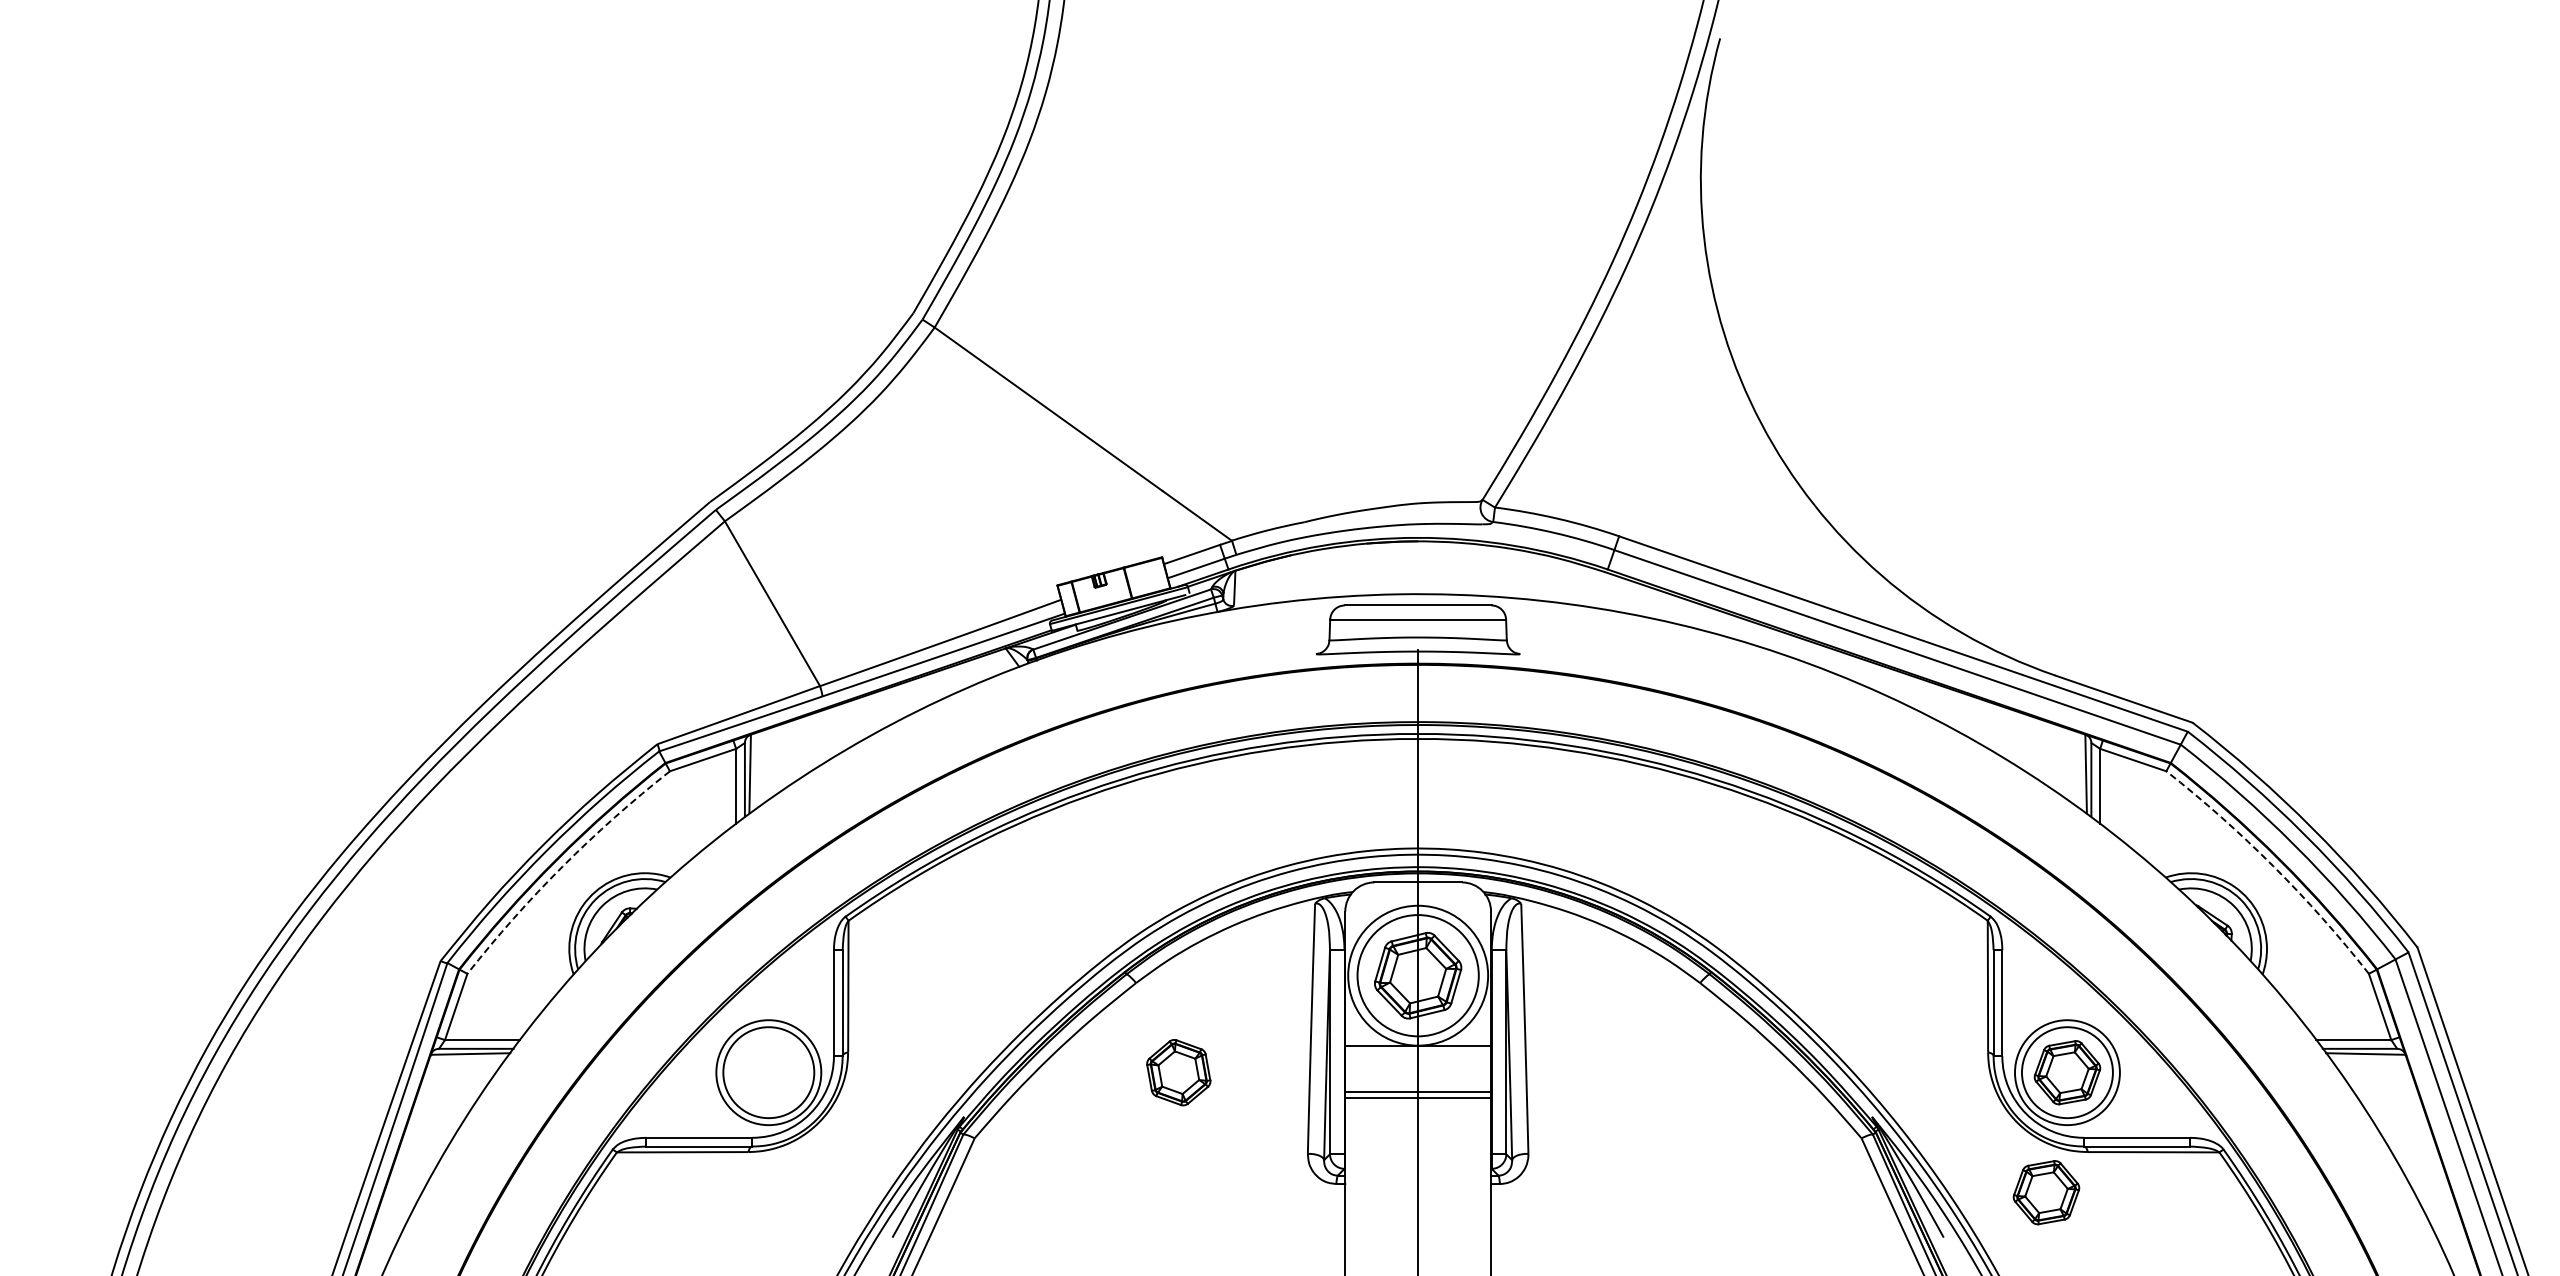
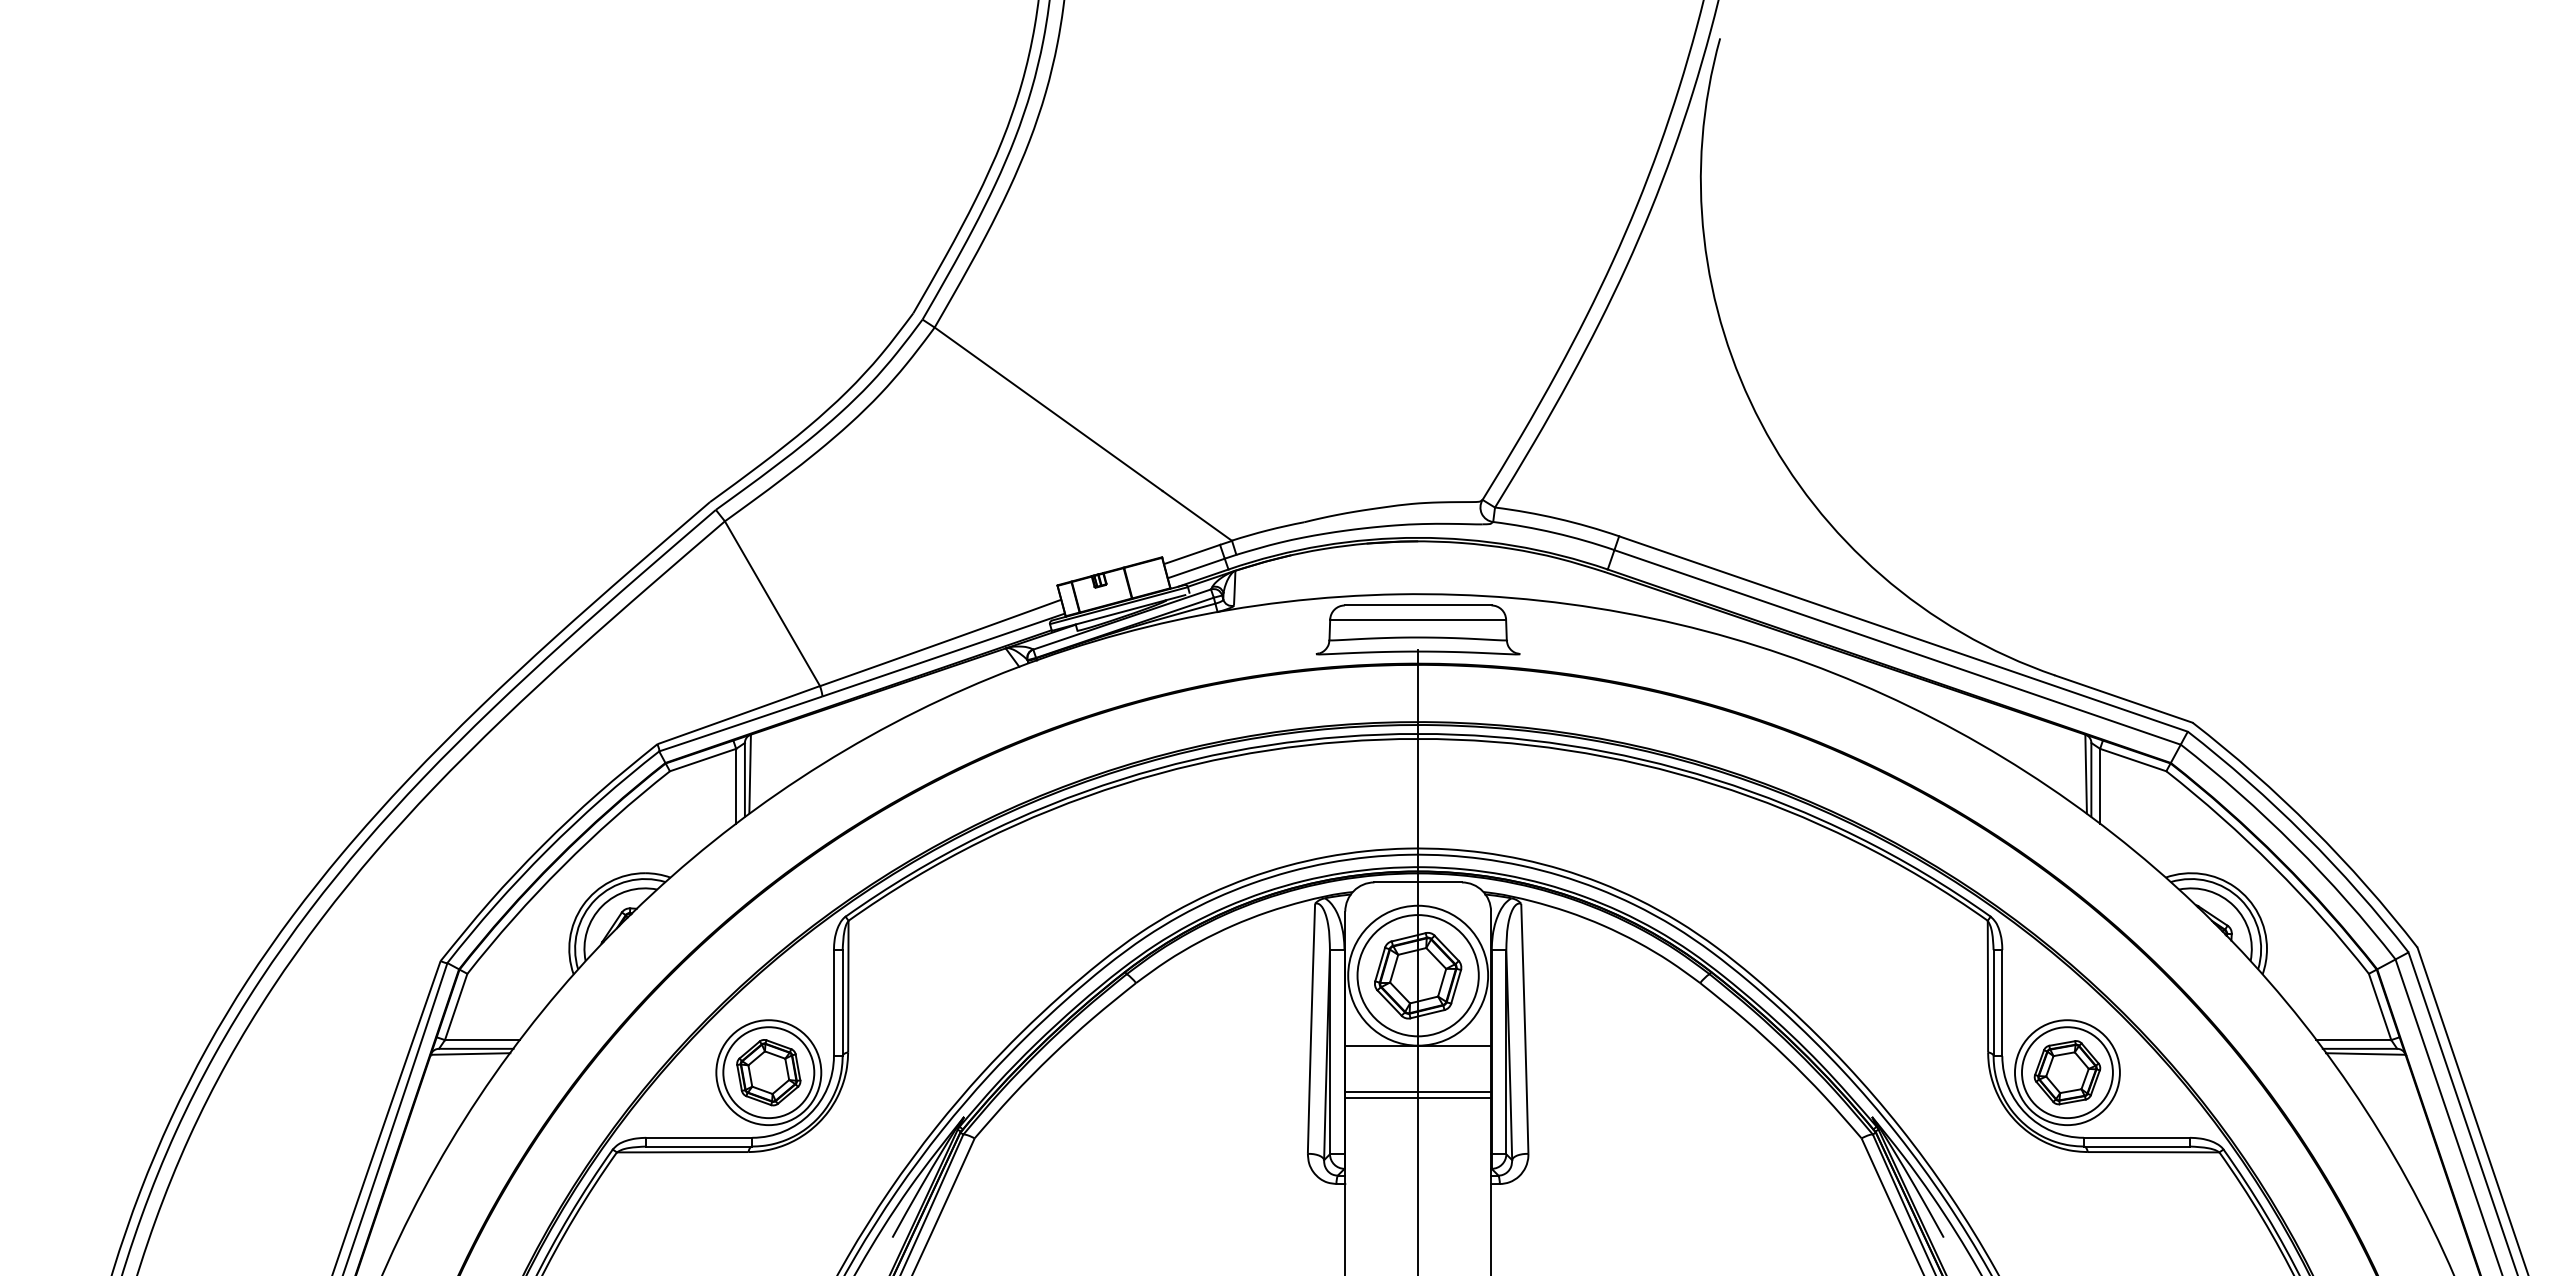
arc: dashed -> solid (562, 866)
arc: dashed -> solid (2273, 866)
part position: (1178, 1072) -> (768, 1072) (768, 1072)
part: present -> none (2046, 1192)
